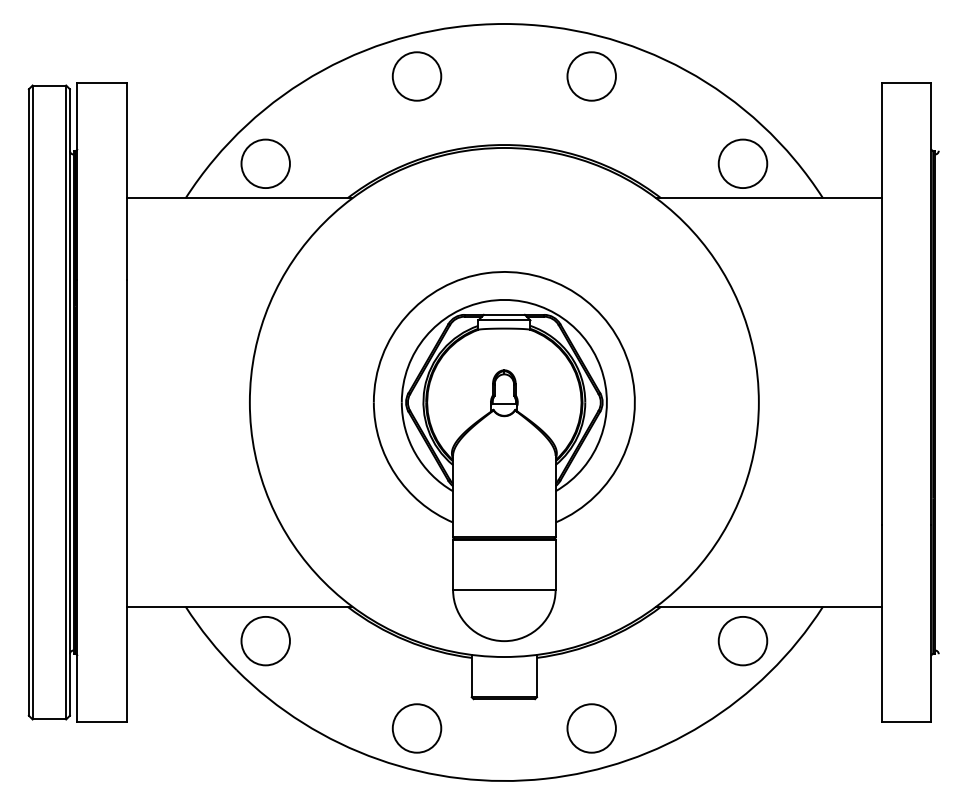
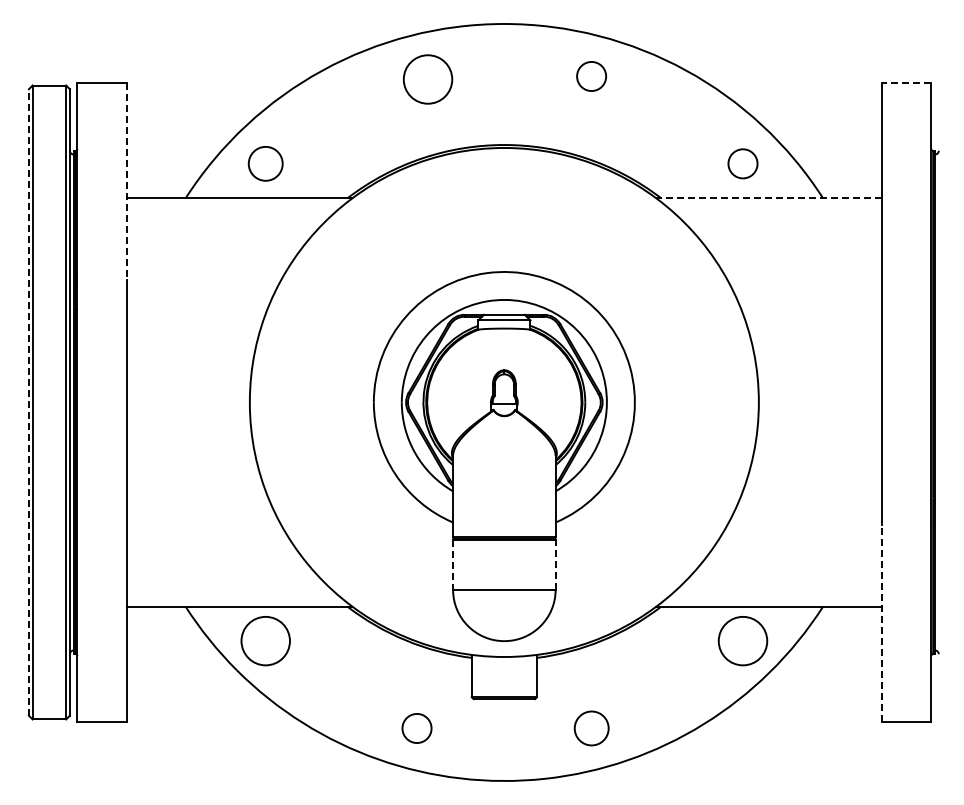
circle position: (416, 76) -> (427, 79) (427, 79)
circle size: 51x51 px -> 32x31 px (591, 76)
line: solid -> dashed (906, 82)
circle diameter: 48 px -> 34 px (265, 163)
circle diameter: 48 px -> 29 px (742, 163)
line: solid -> dashed (126, 181)
line: solid -> dashed (769, 198)
line: solid -> dashed (28, 402)
line: solid -> dashed (555, 564)
line: solid -> dashed (453, 565)
line: solid -> dashed (881, 623)
circle diameter: 48 px -> 29 px (416, 728)
circle diameter: 48 px -> 34 px (591, 728)
